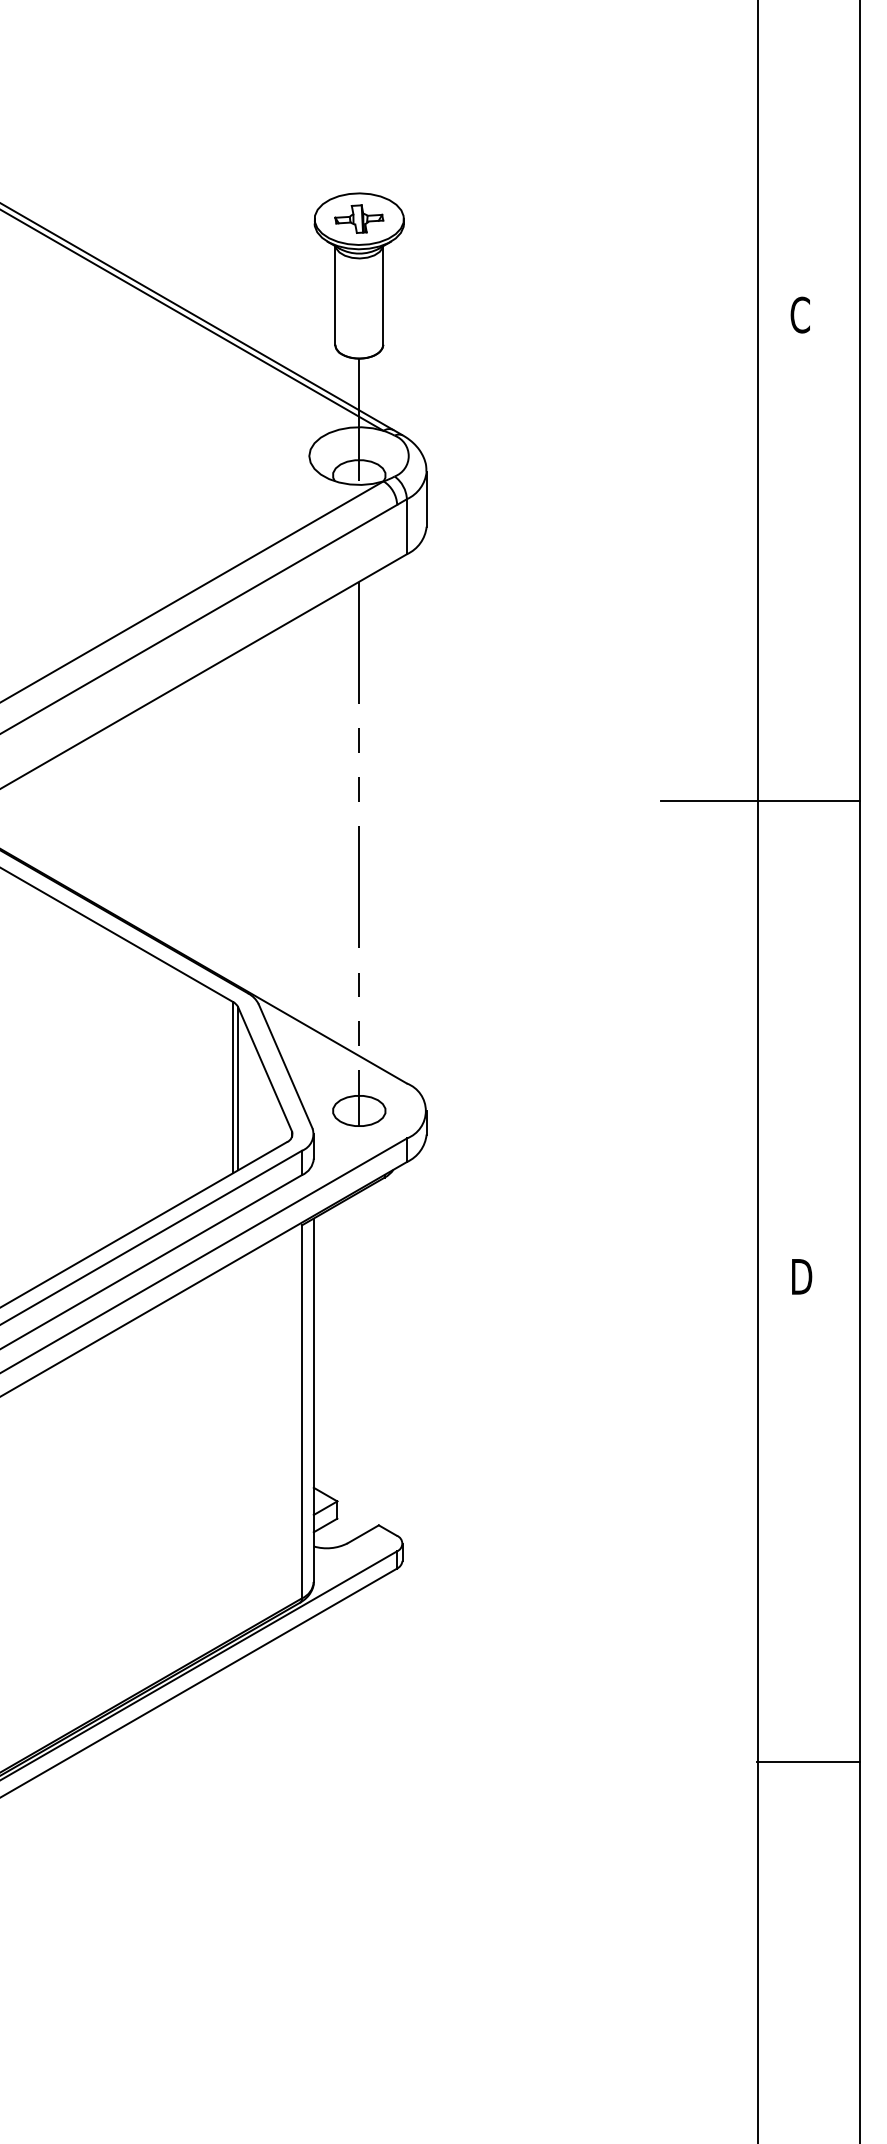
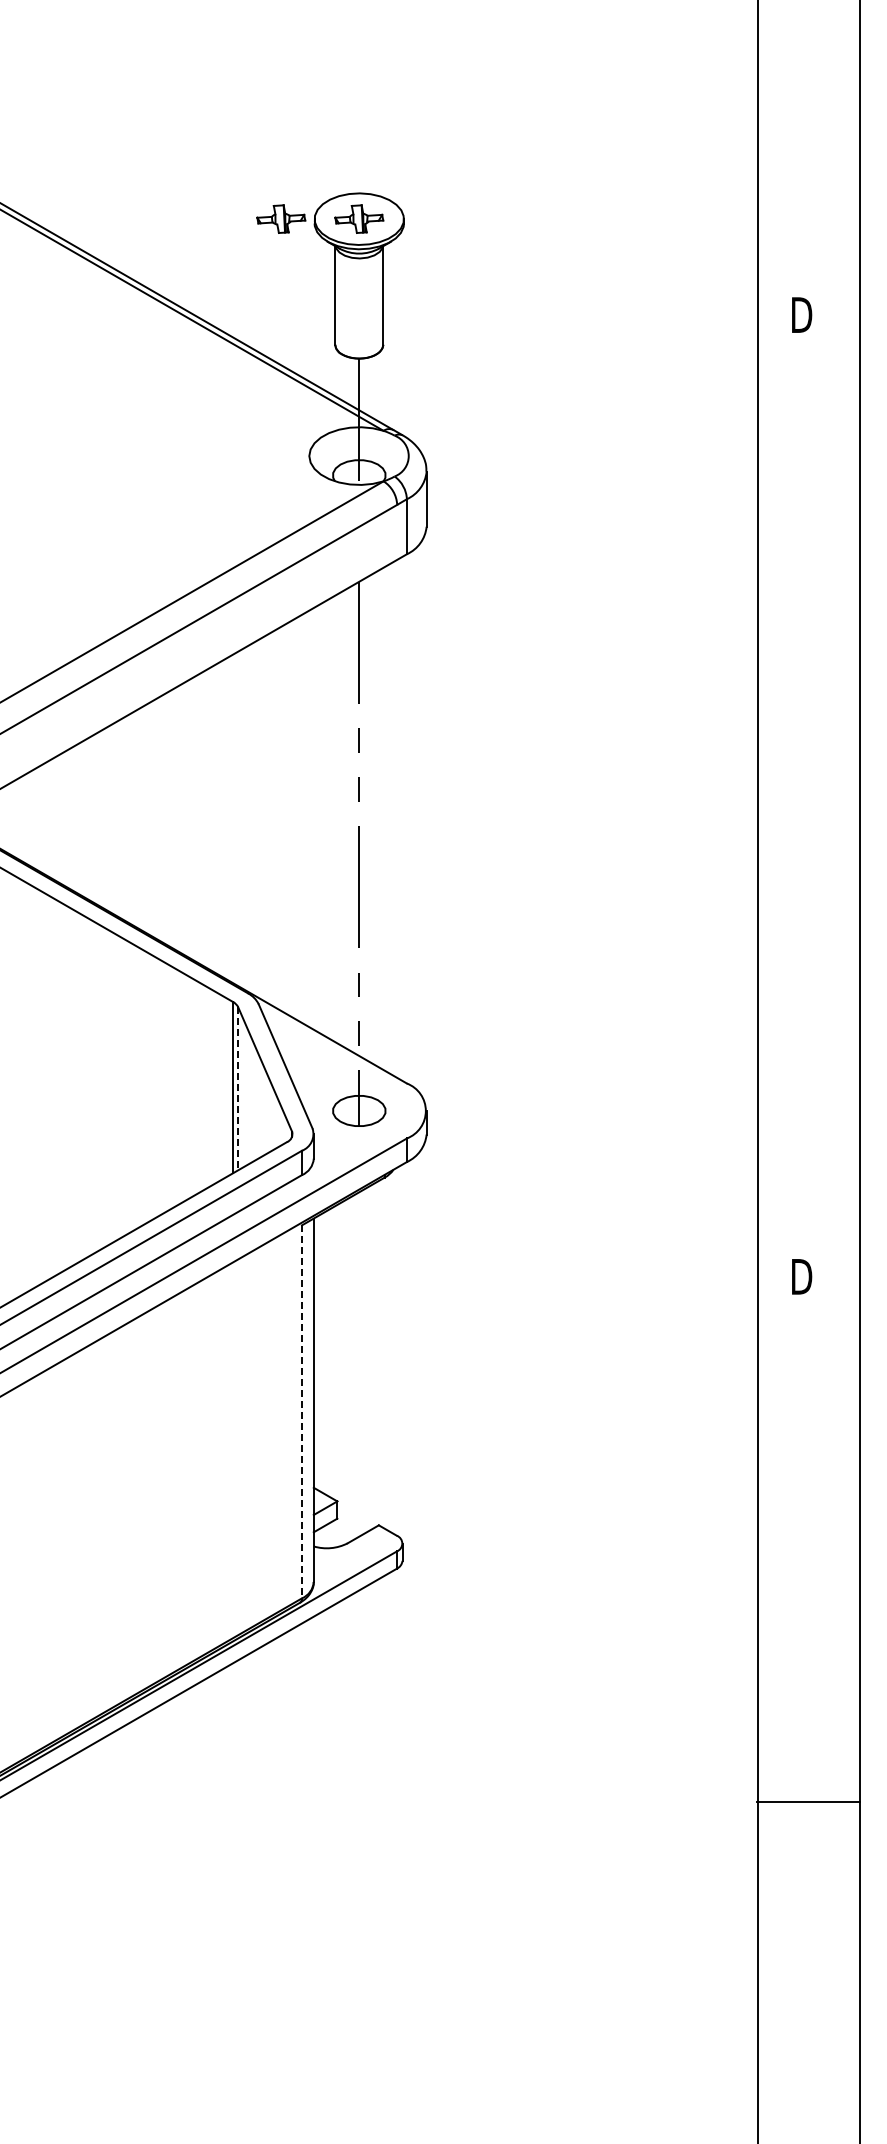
part: none -> present (281, 218)
text: C -> D (801, 314)
line: present -> none (760, 800)
line: solid -> dashed (238, 1088)
line: solid -> dashed (301, 1412)
line position: (808, 1762) -> (808, 1802) (808, 1802)
